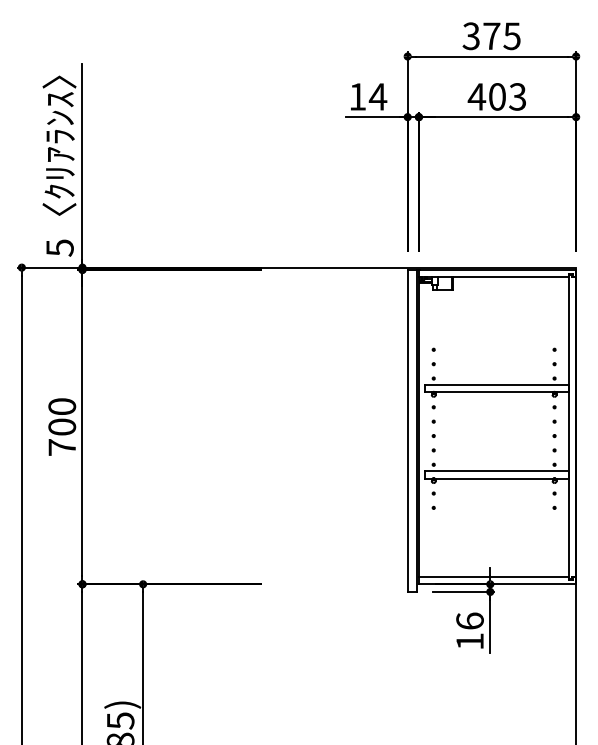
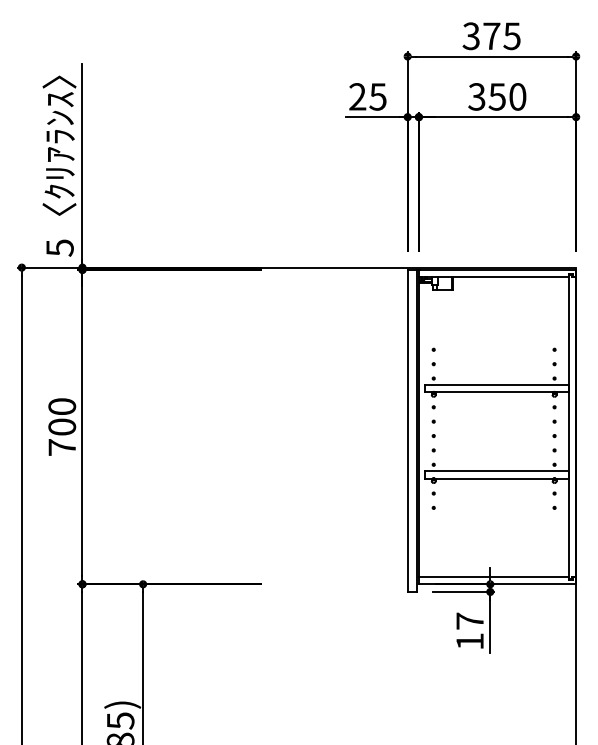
text: 14 -> 25 (368, 96)
text: 403 -> 350 (496, 96)
text: 16 -> 17 (469, 620)
